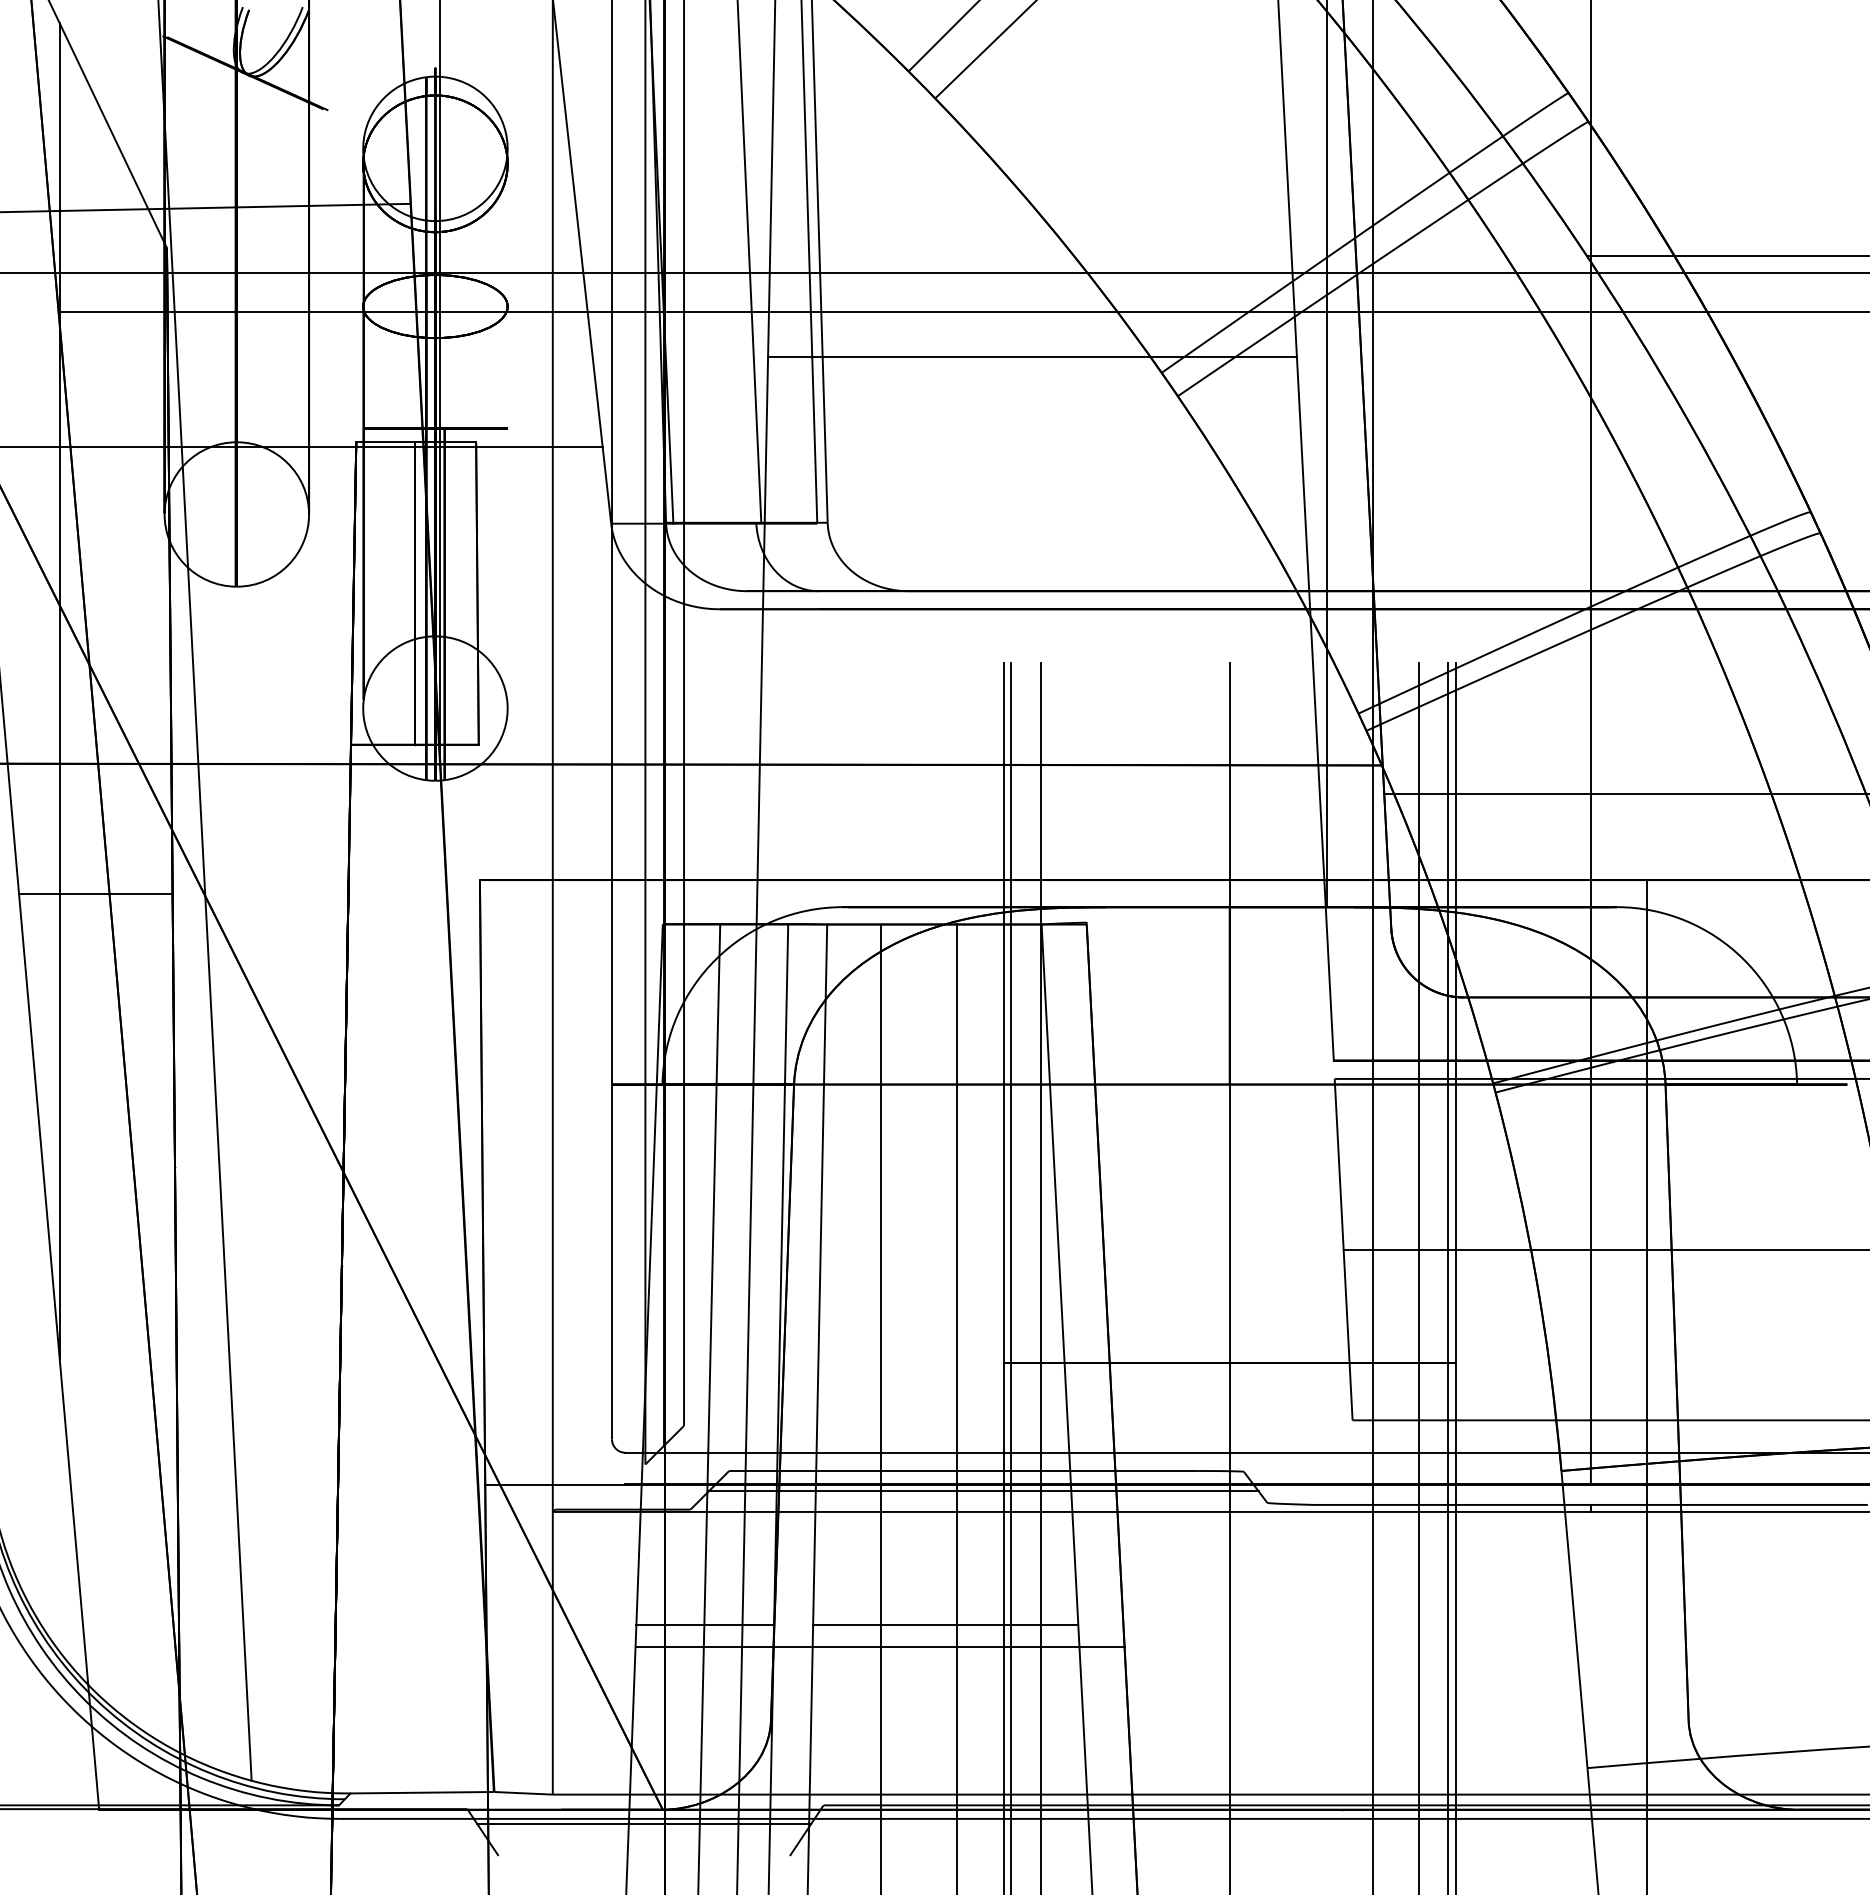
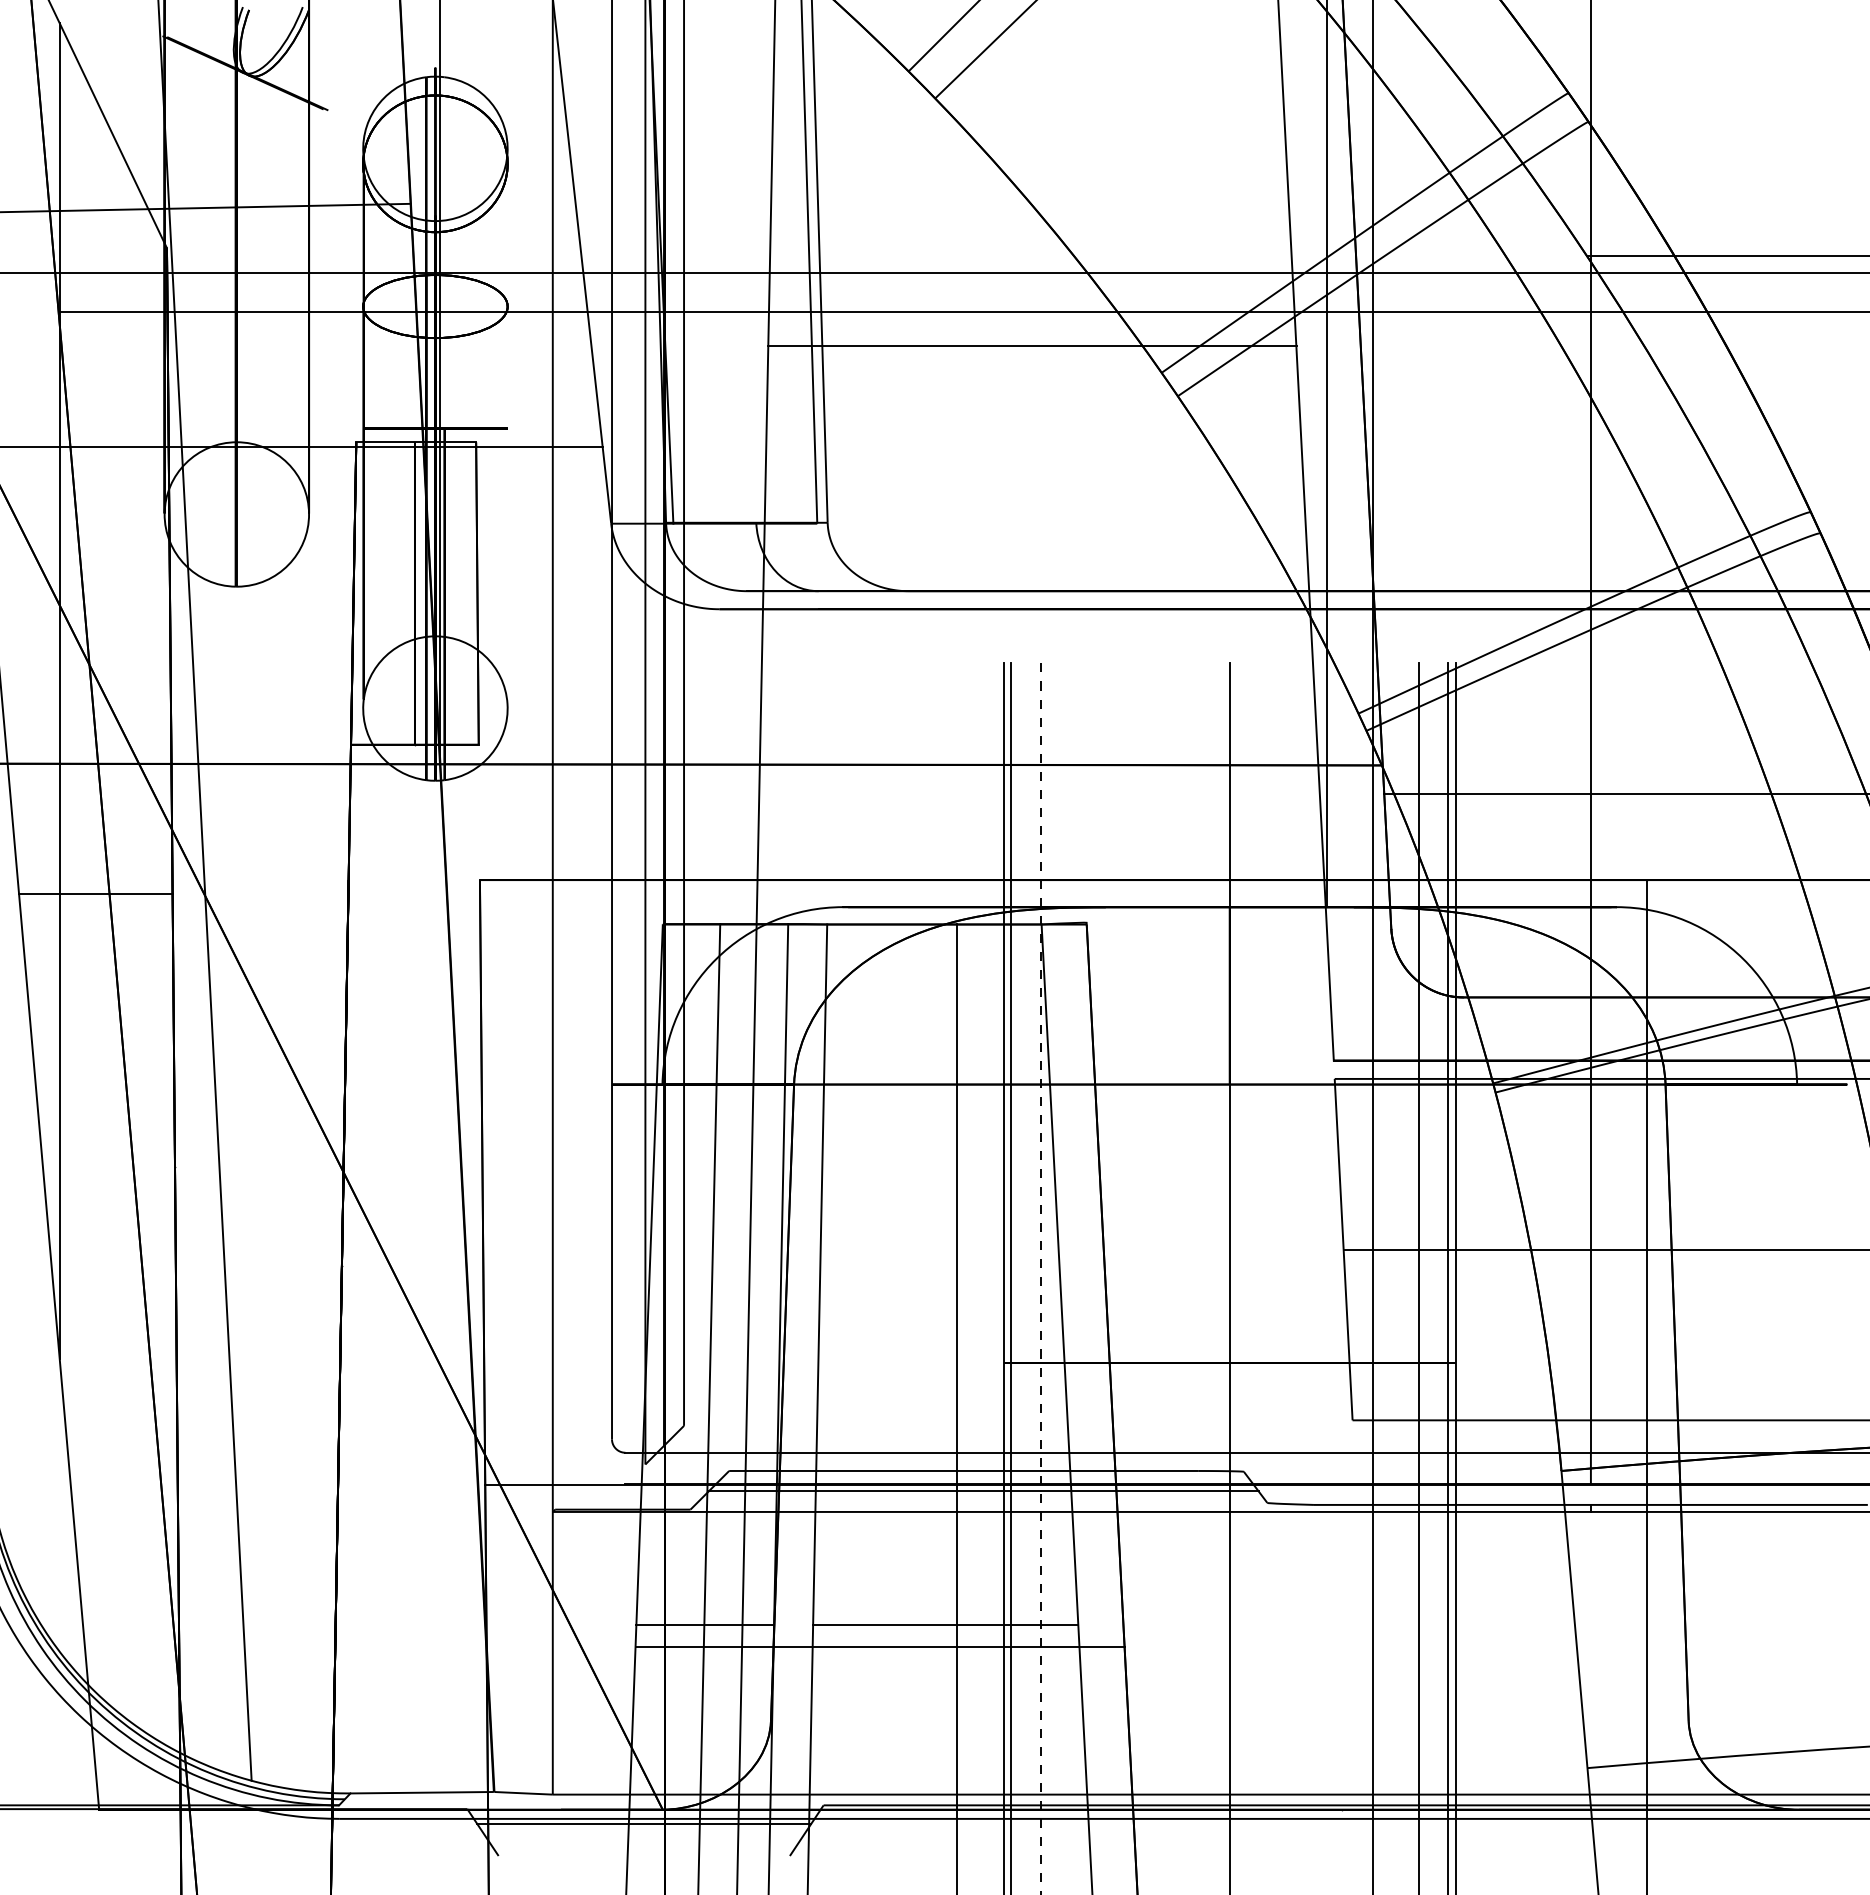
line: present -> none (749, 262)
line position: (1032, 356) -> (1032, 345) (1032, 345)
line: solid -> dashed (1040, 1279)
line: present -> none (881, 1407)
